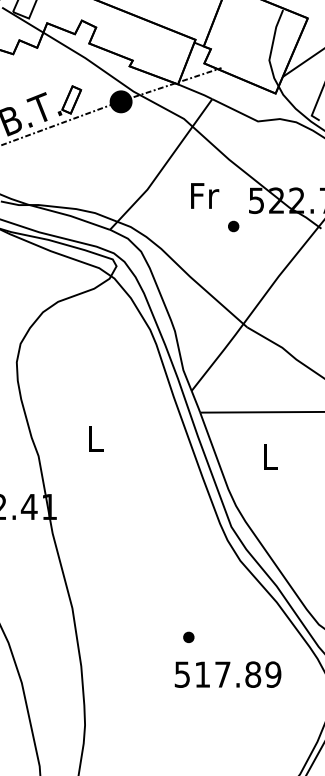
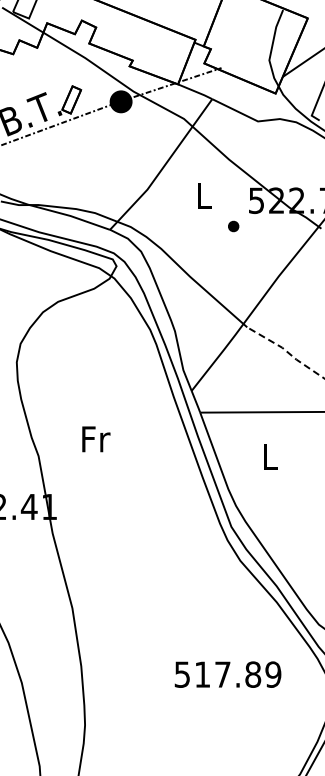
text: Fr -> L (205, 195)
line: solid -> dashed (286, 351)
text: L -> Fr (96, 439)
part: present -> none (188, 636)
